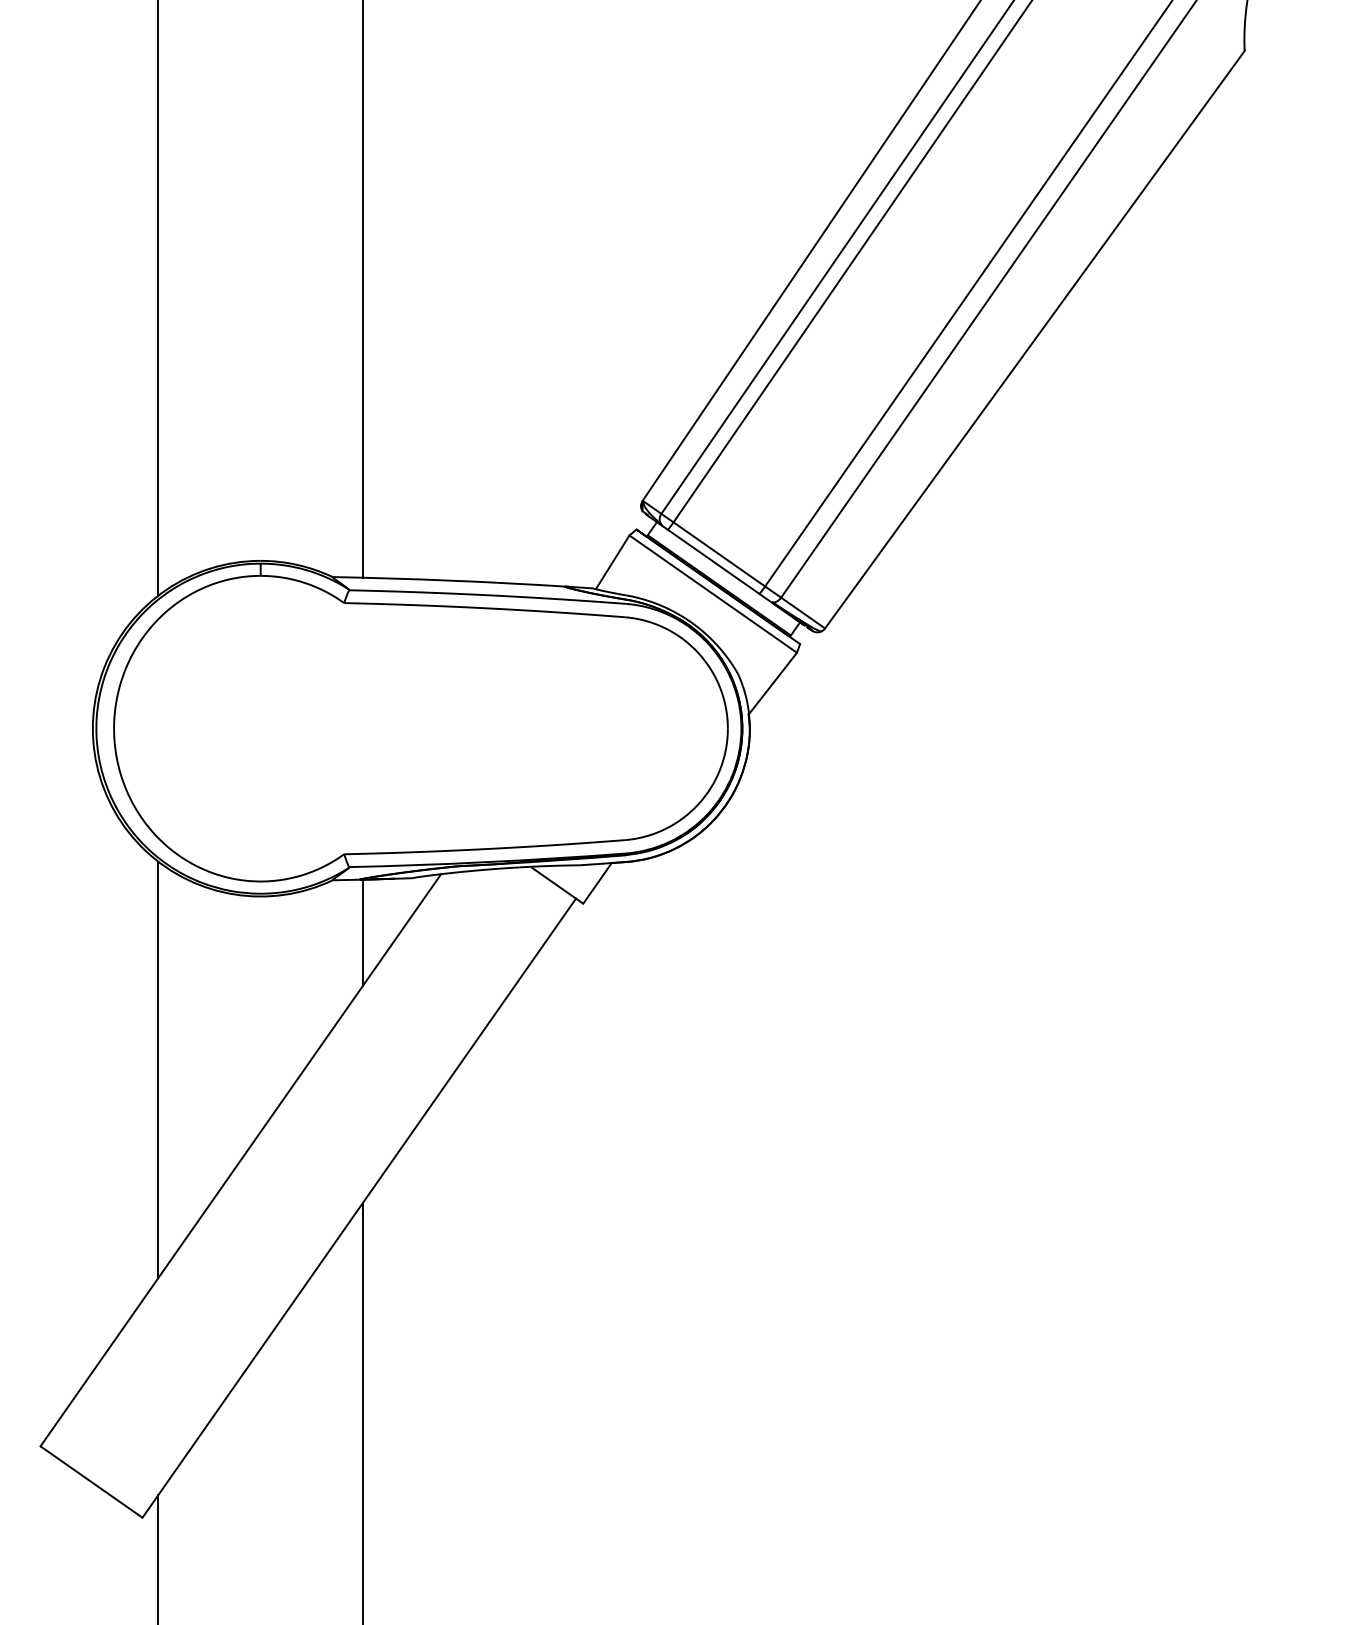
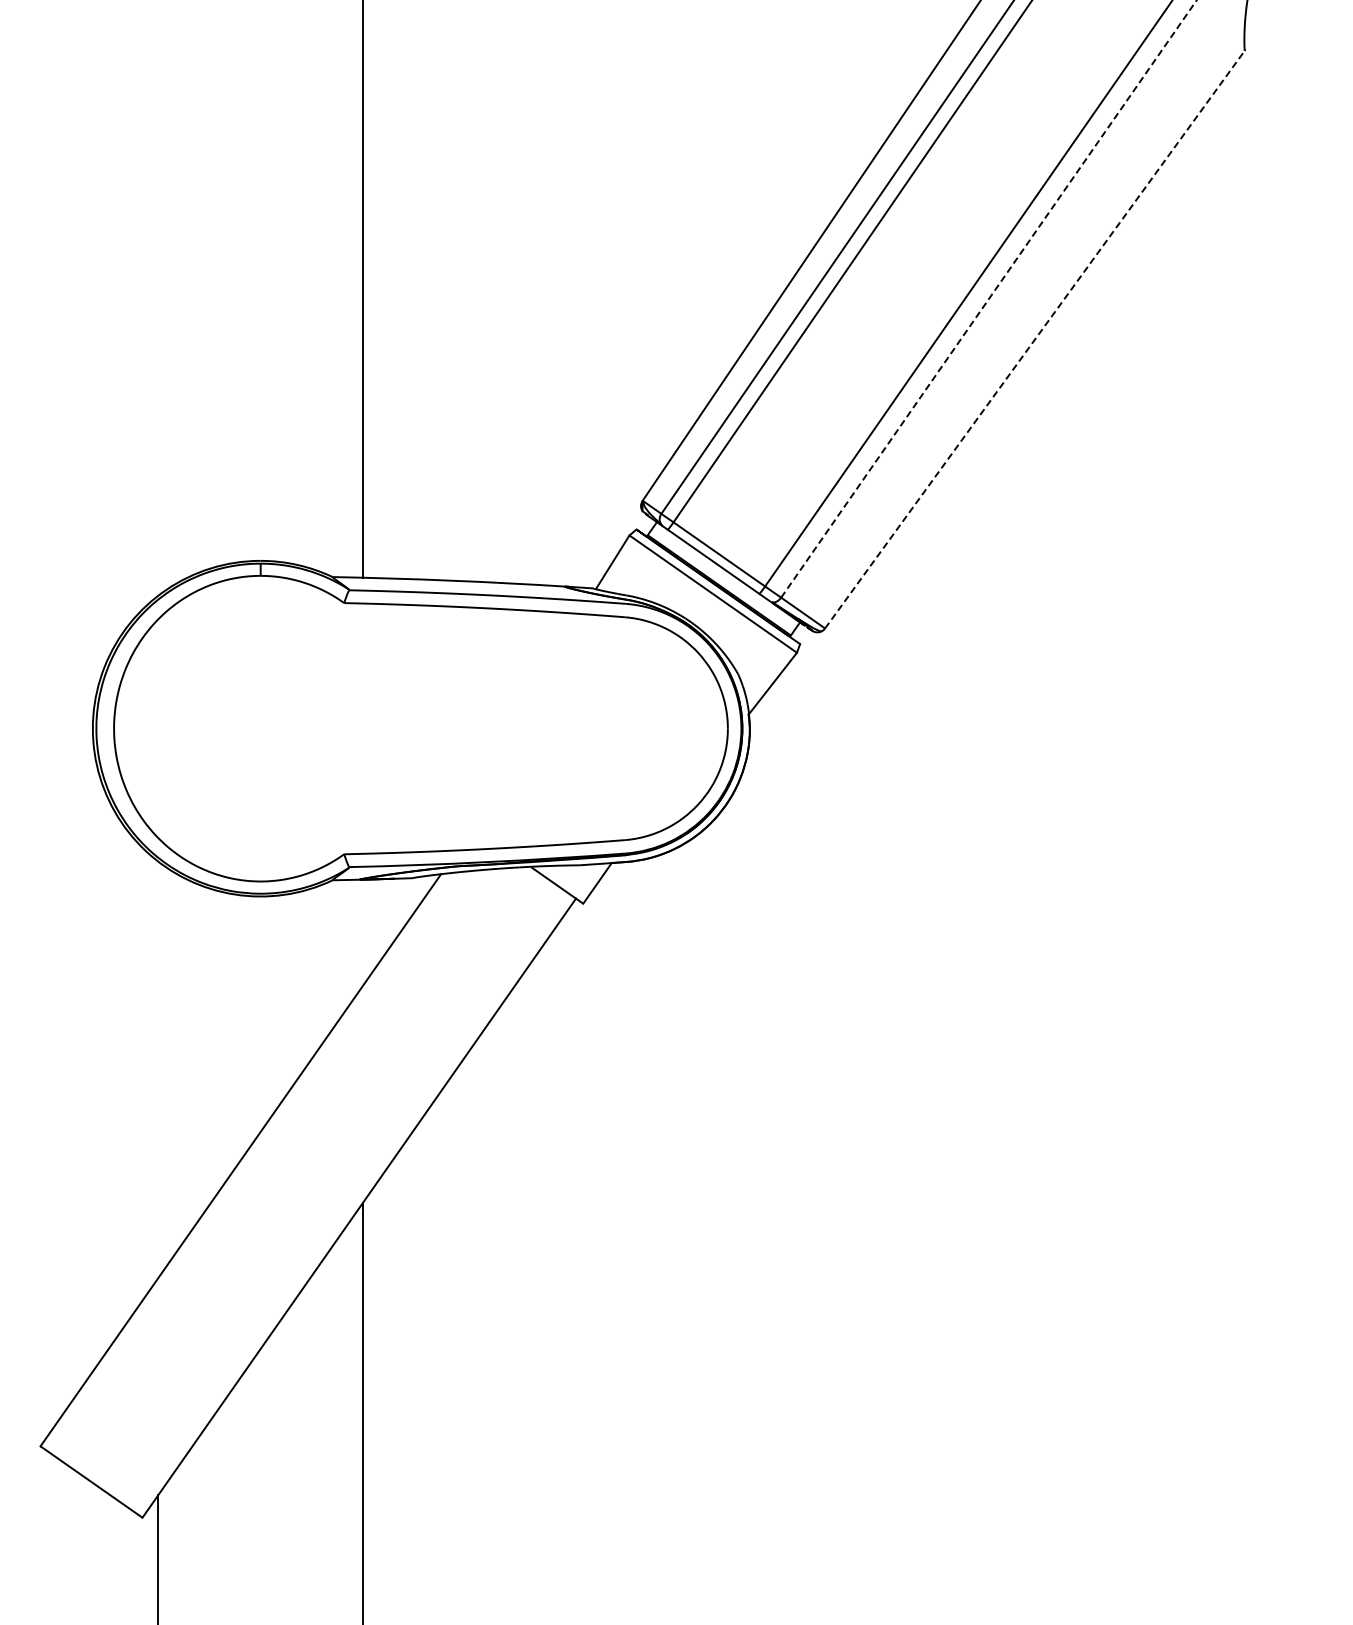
line: present -> none (158, 298)
line: solid -> dashed (988, 299)
line: solid -> dashed (1034, 339)
line: present -> none (362, 932)
line: present -> none (158, 1069)
